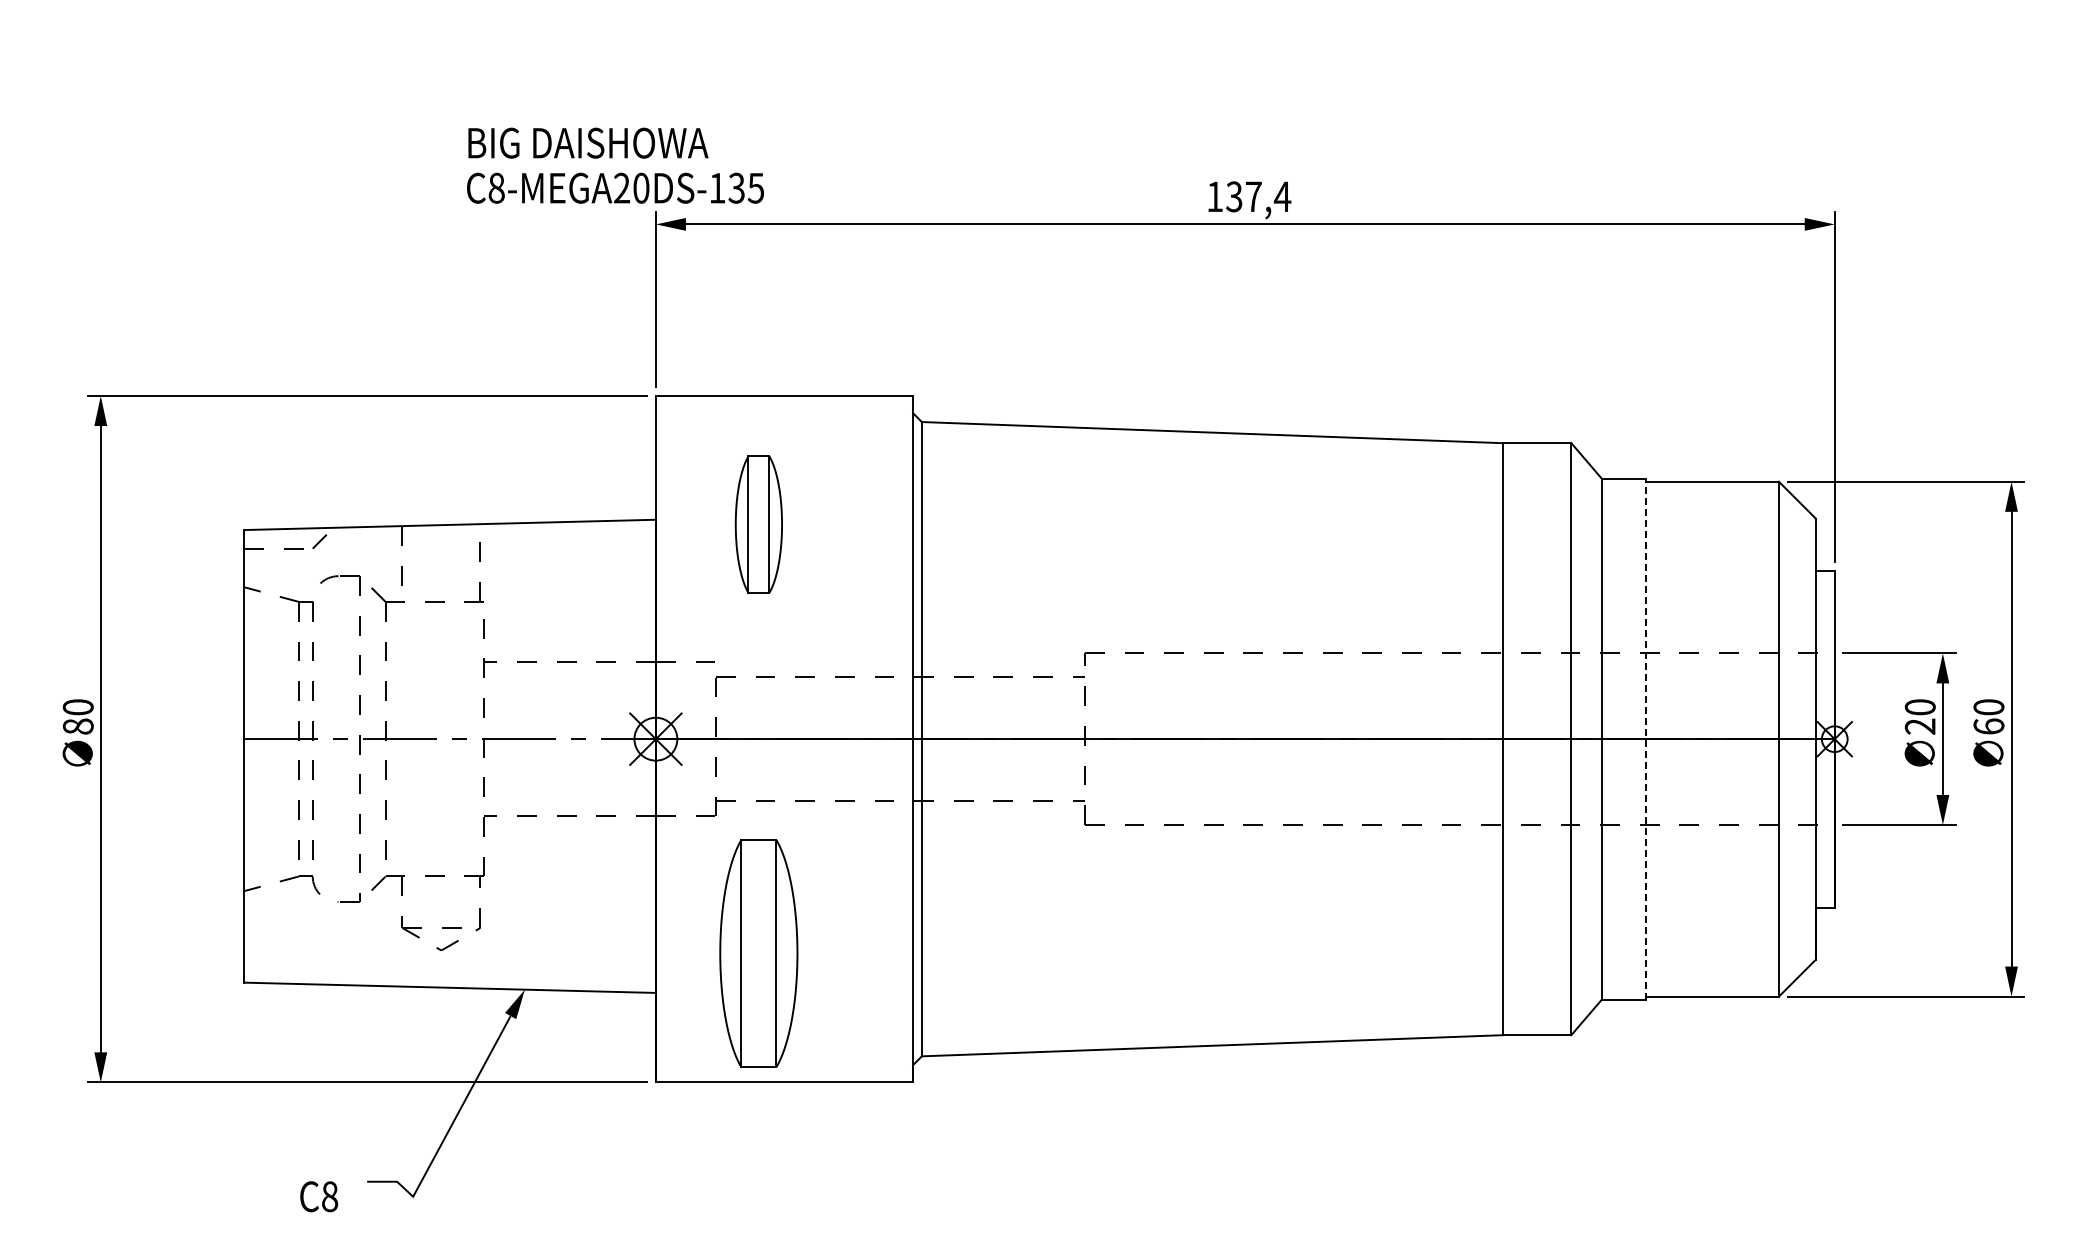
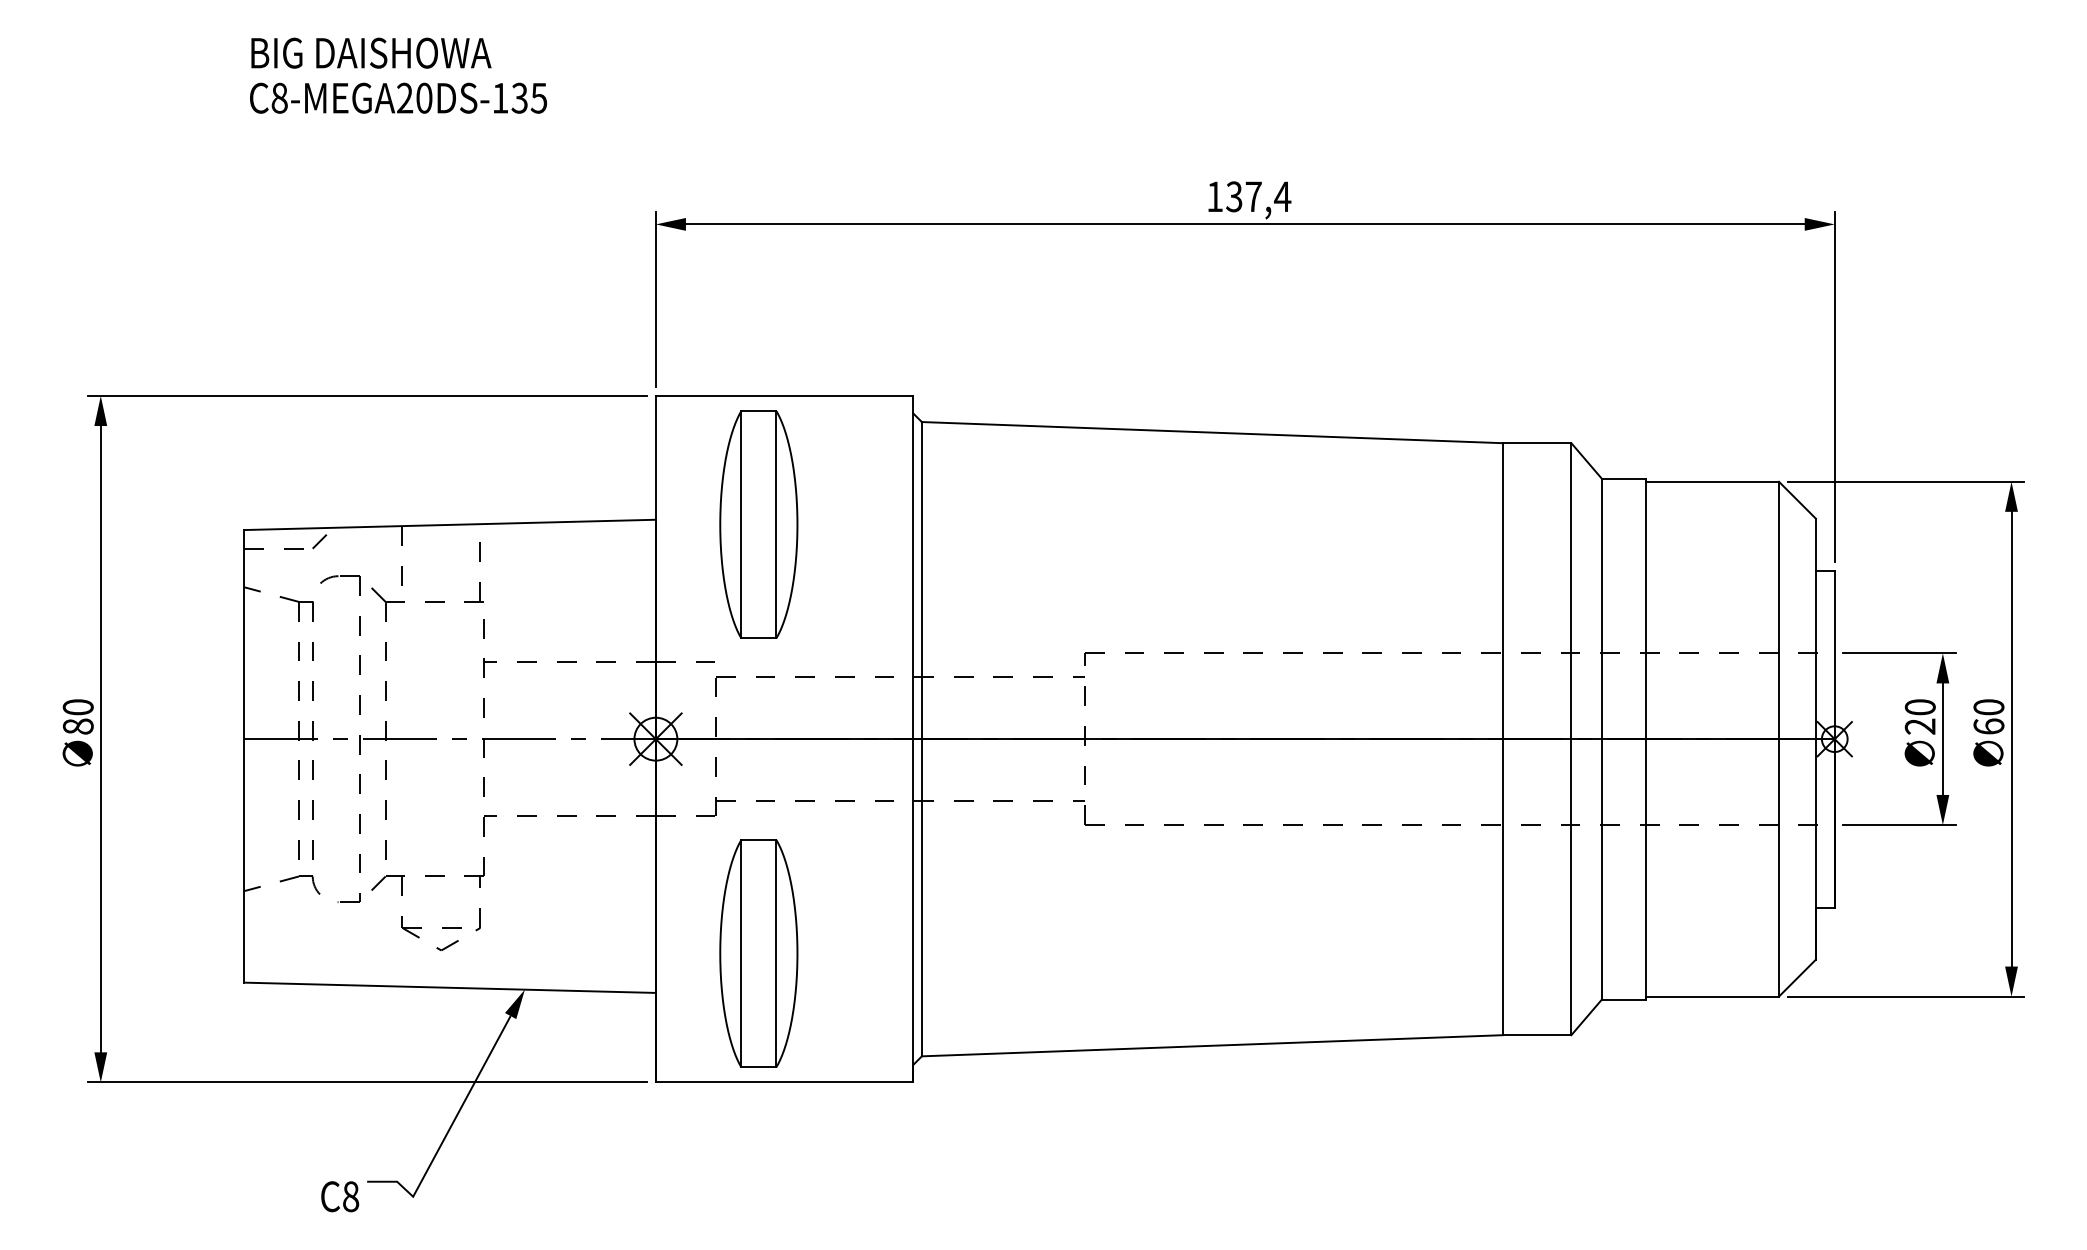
text position: (615, 165) -> (398, 75) (398, 75)
part size: 49x139 px -> 80x229 px (758, 524)
line: dashed -> solid (1646, 738)
text position: (319, 1196) -> (340, 1196) (340, 1196)
